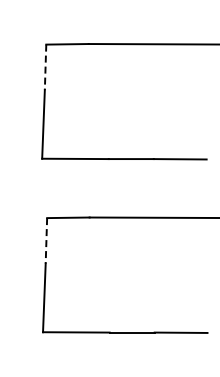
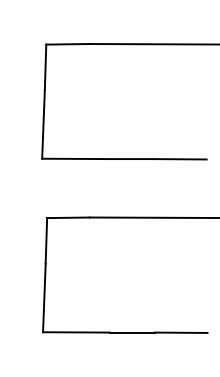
line: dashed -> solid (45, 67)
line: dashed -> solid (46, 240)
